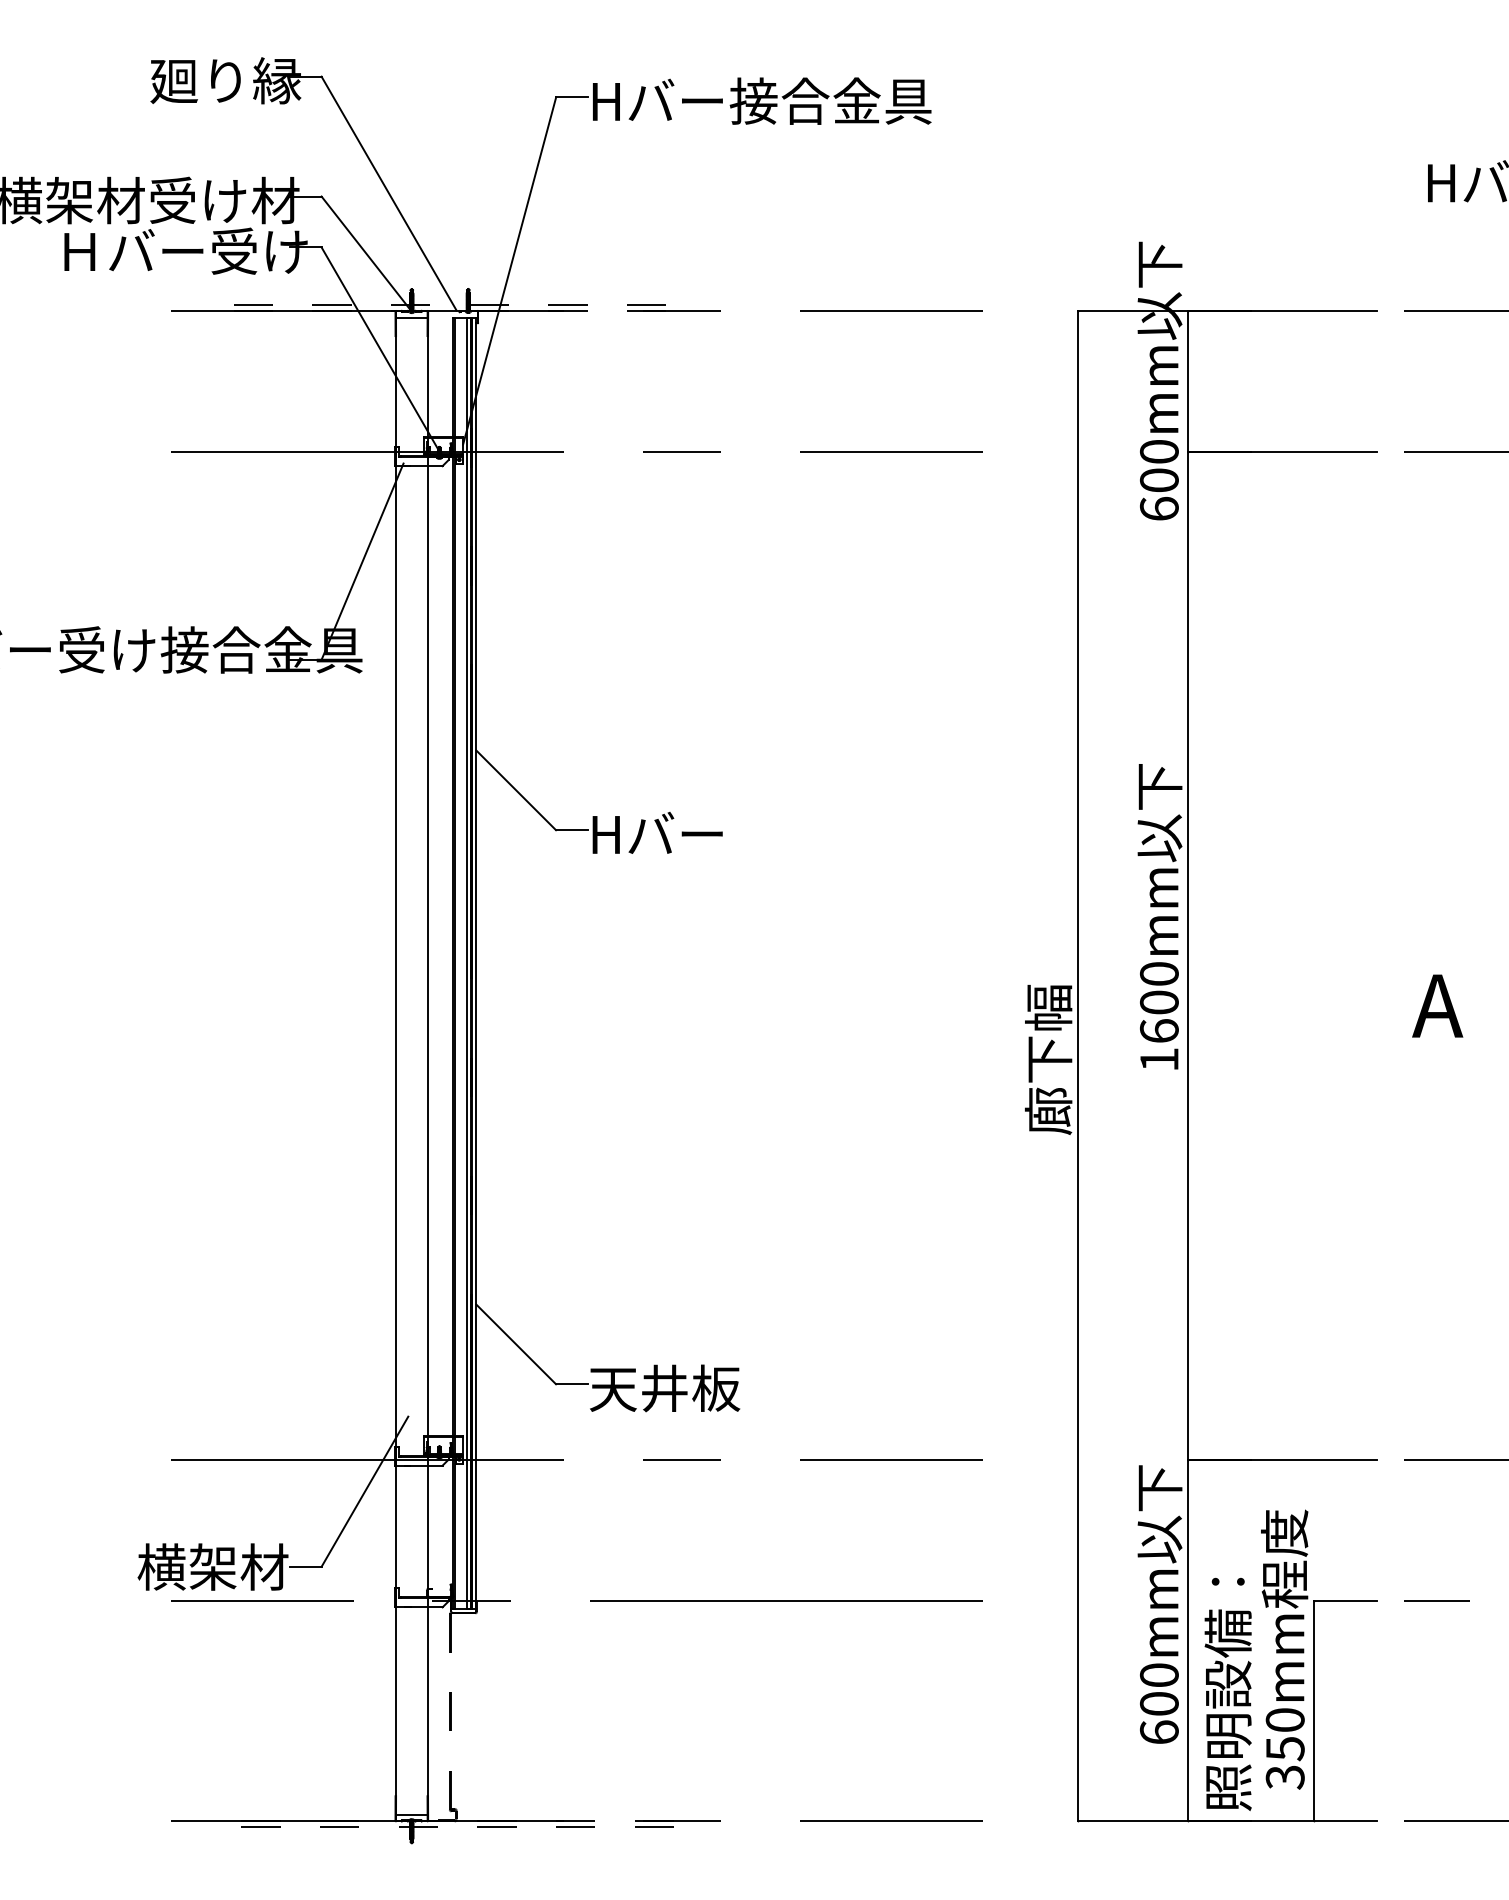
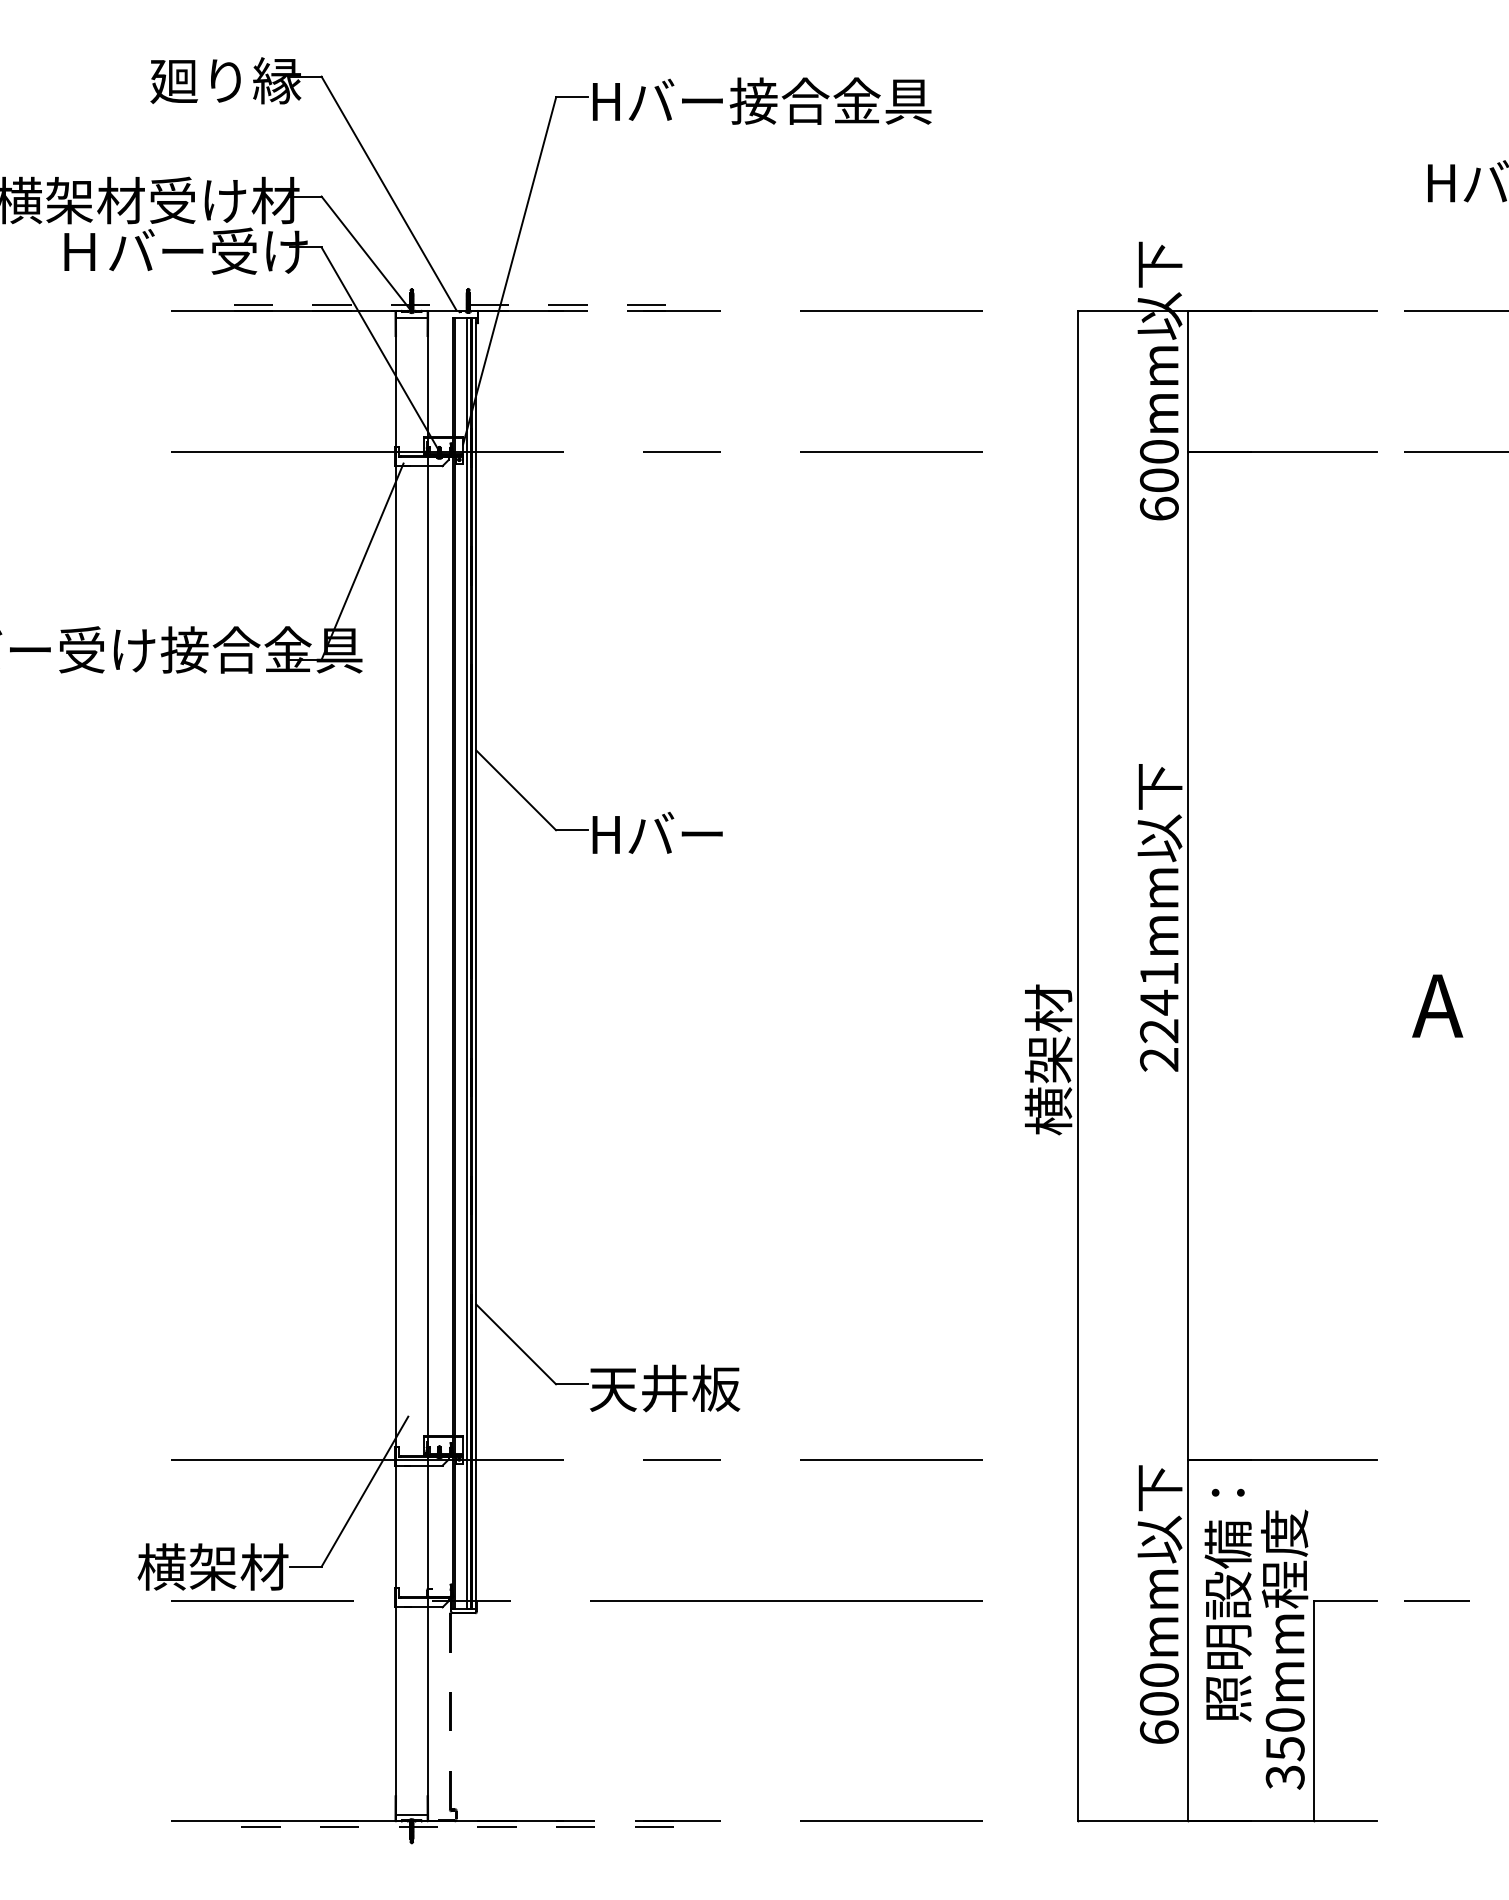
text: 1600mm -> 2241mm (1158, 1016)
text: 廊下幅 -> 横架材 (1048, 1059)
line: present -> none (1454, 1459)
text position: (1227, 1693) -> (1227, 1604) (1227, 1604)
line: present -> none (1454, 1821)
